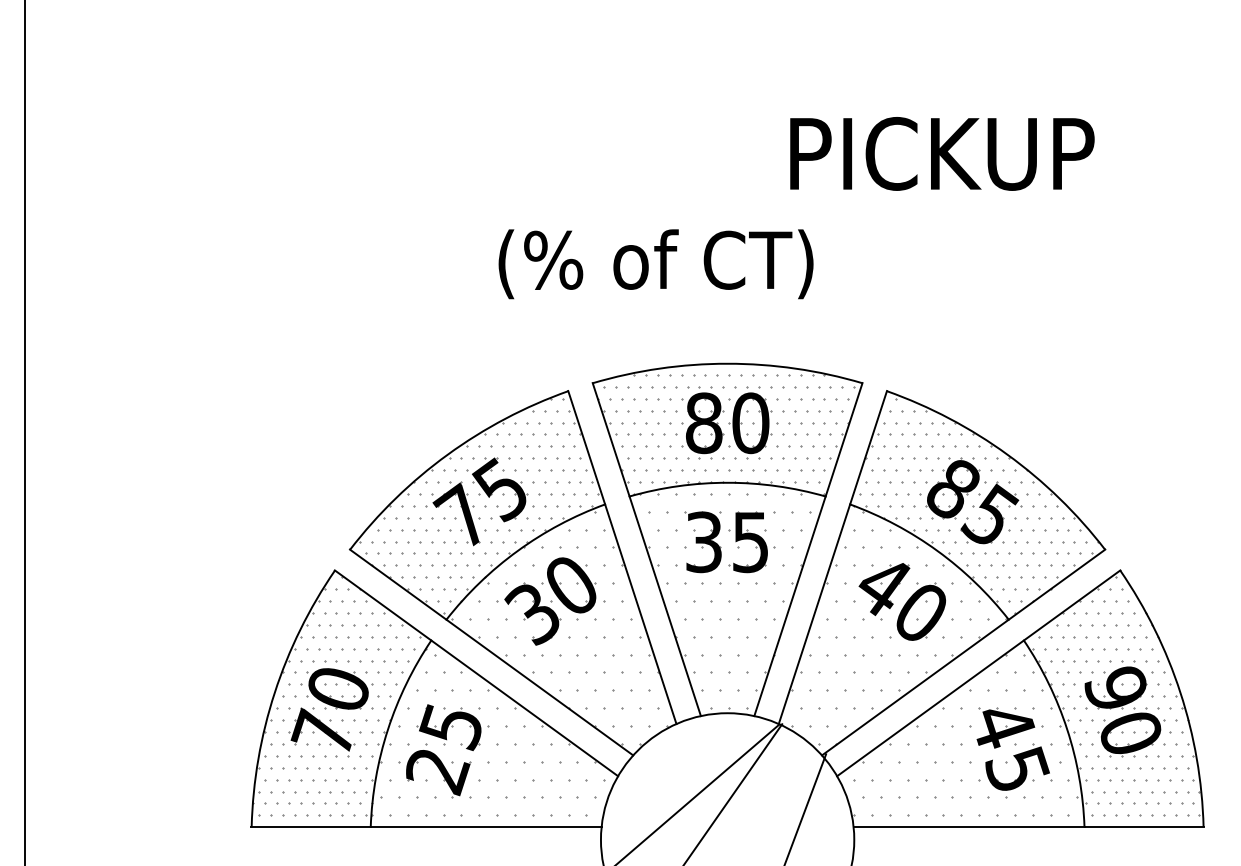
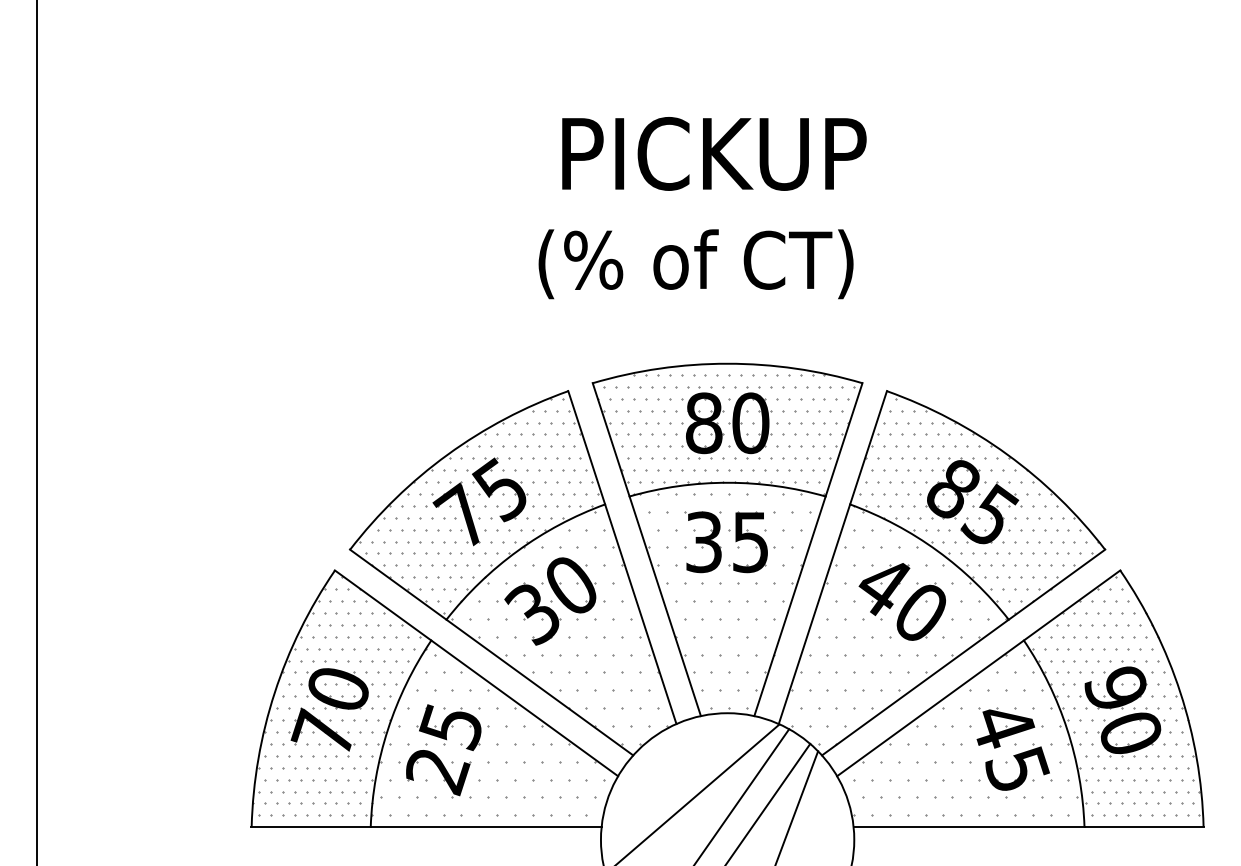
text position: (942, 153) -> (714, 153) (714, 153)
text position: (655, 264) -> (695, 264) (695, 264)
line position: (25, 432) -> (37, 432) (37, 432)
line position: (733, 793) -> (742, 795) (742, 795)
line: none -> present (768, 802)
line position: (805, 808) -> (797, 806) (797, 806)
